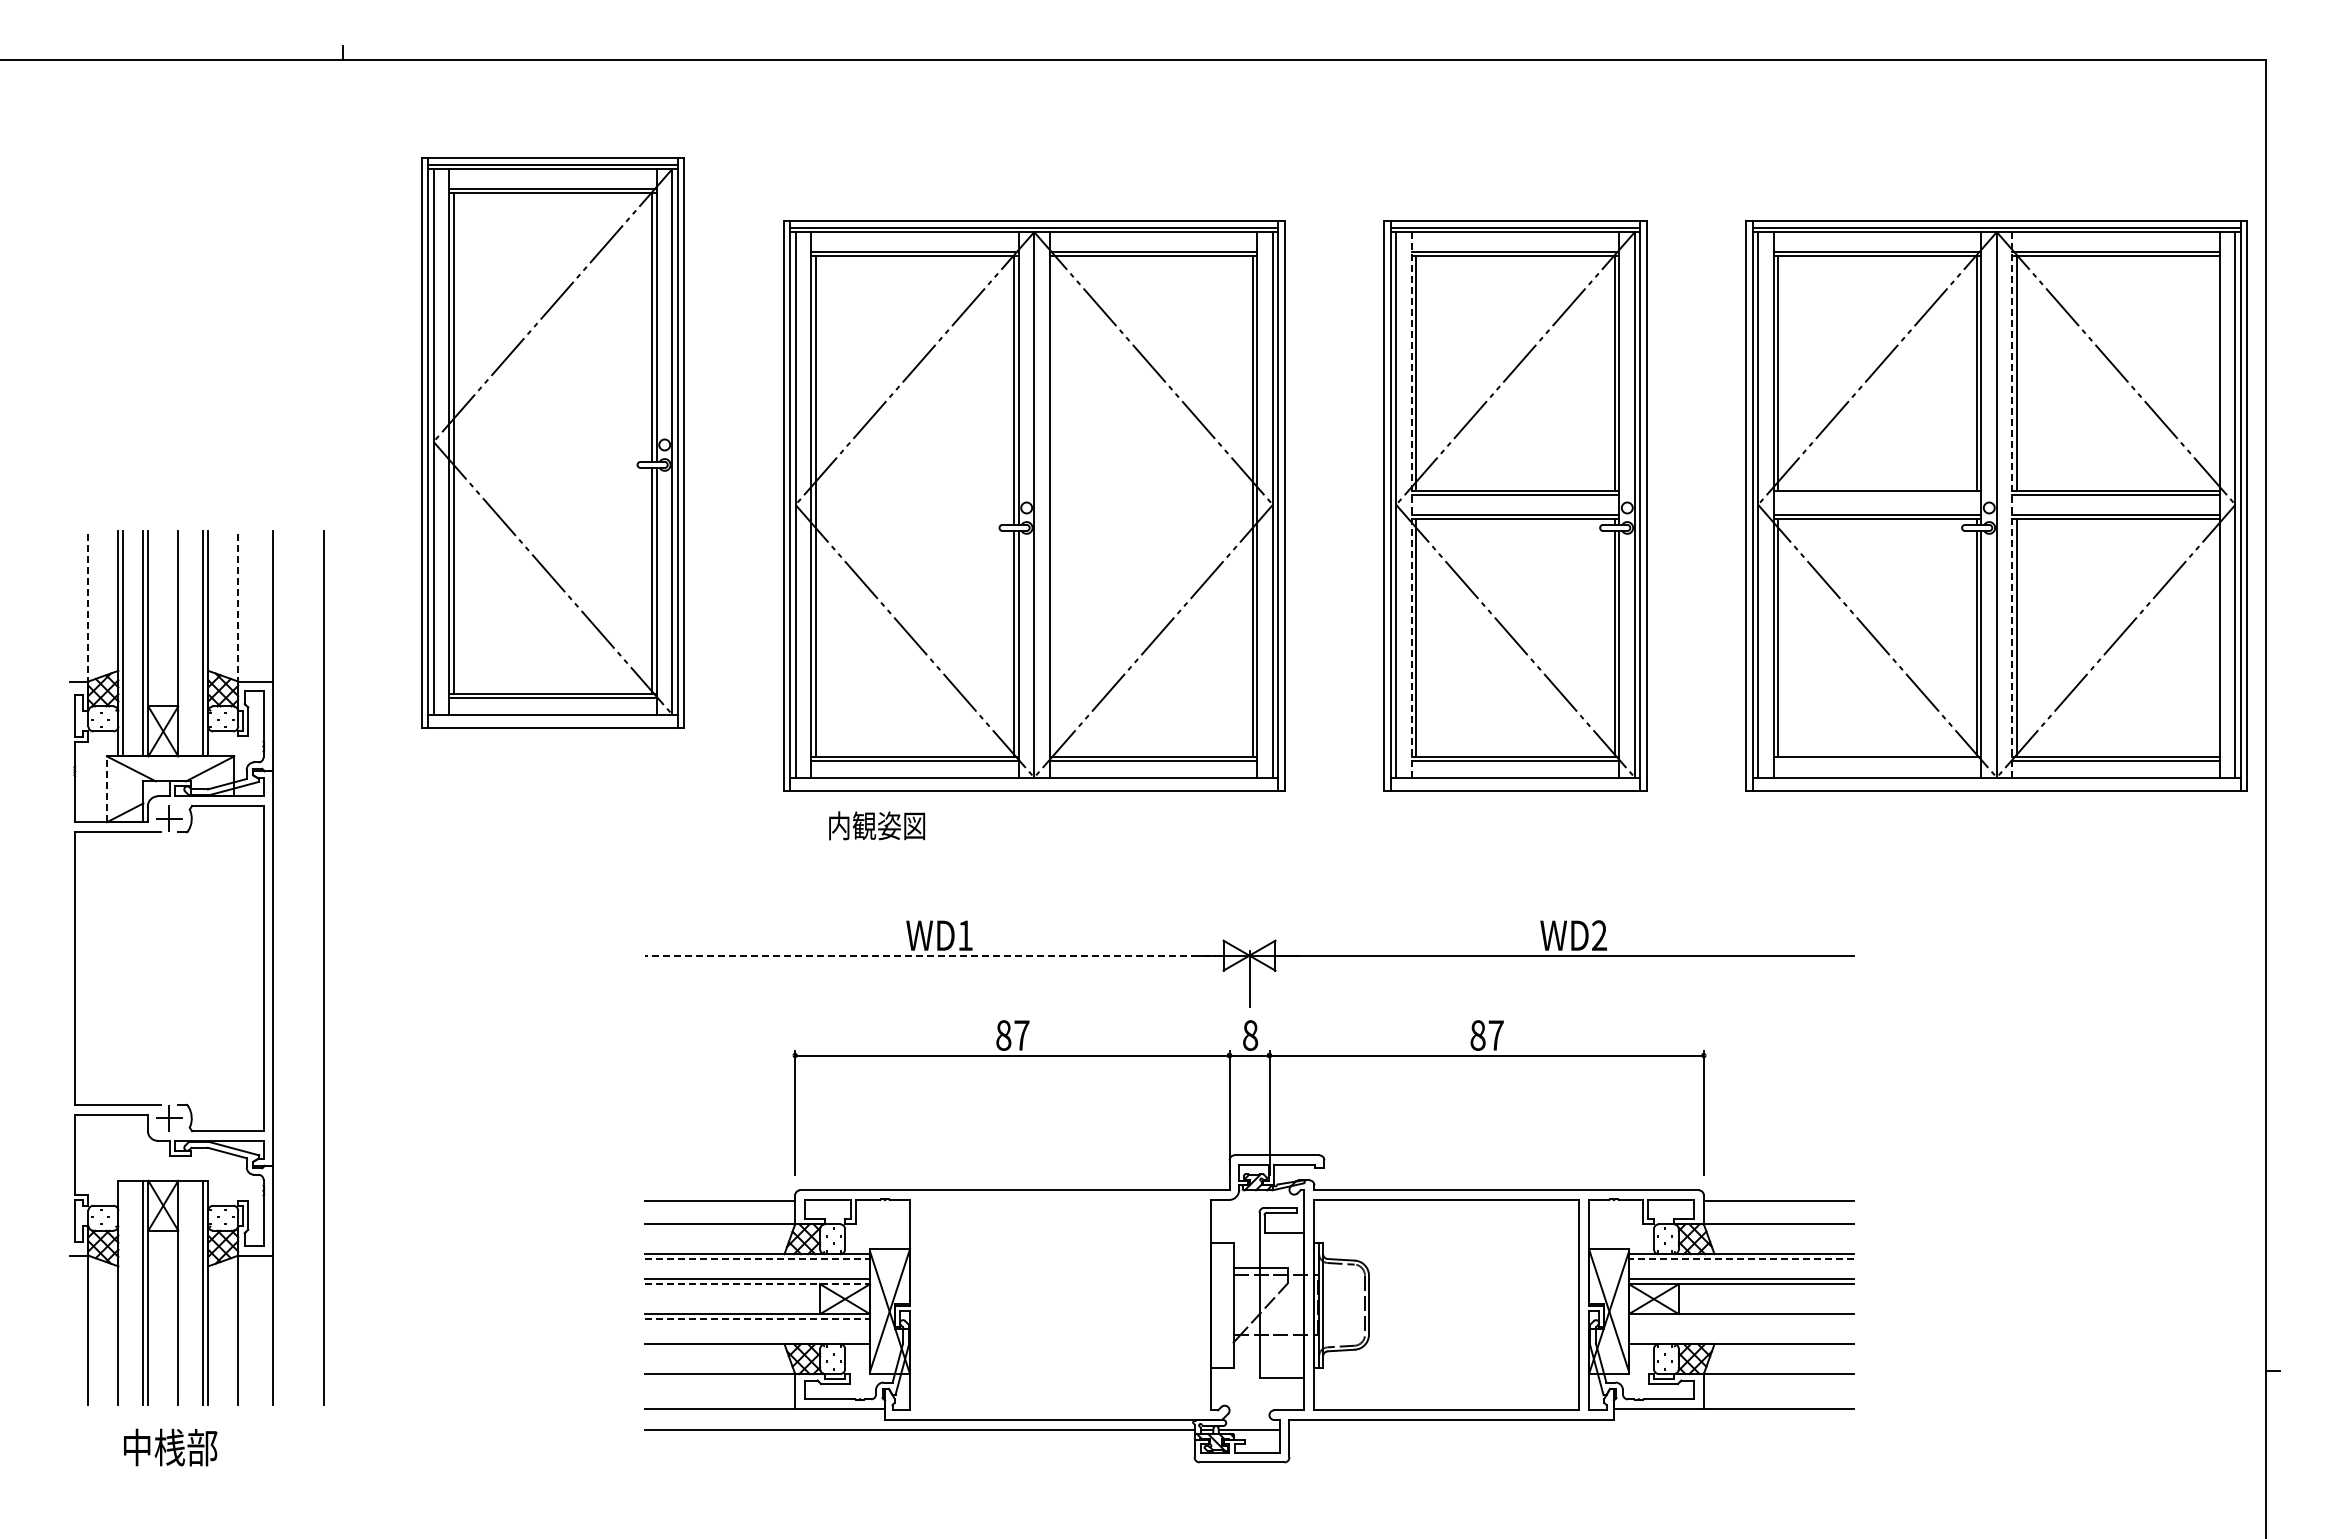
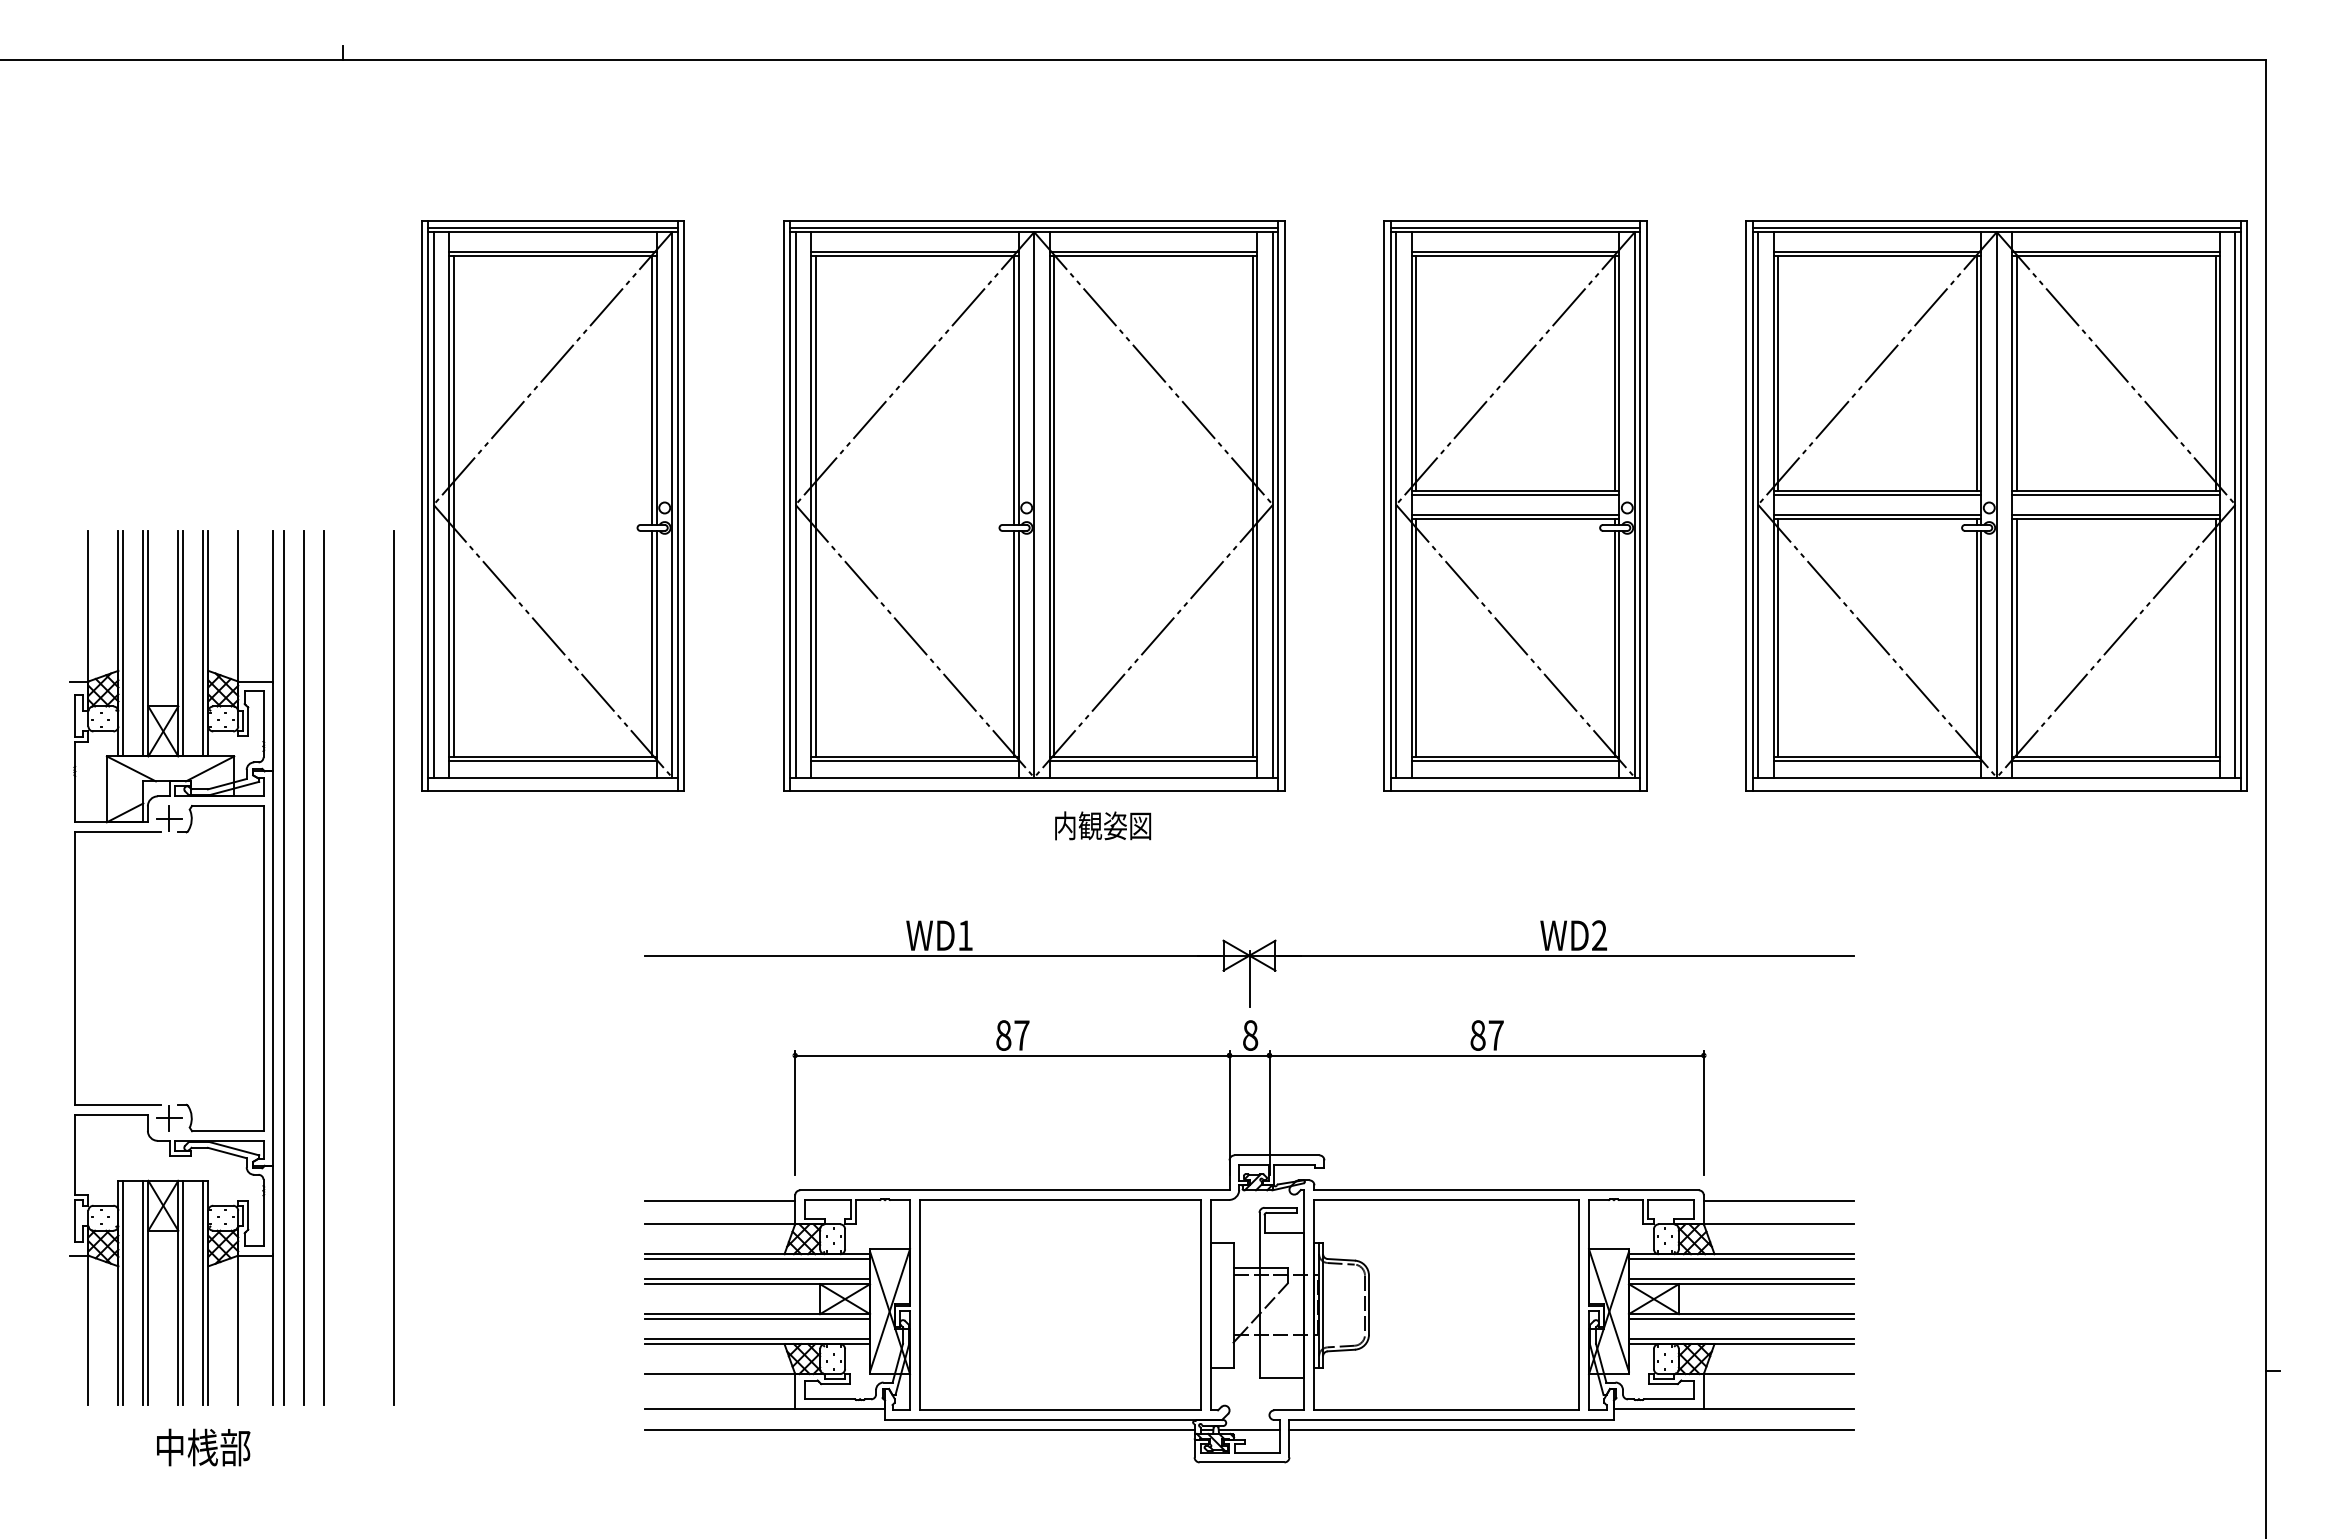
line: none -> present (2215, 373)
part position: (552, 442) -> (552, 505) (552, 505)
line: none -> present (1877, 495)
line: dashed -> solid (1411, 504)
line: dashed -> solid (2012, 504)
line: none -> present (1054, 506)
line: dashed -> solid (88, 607)
line: dashed -> solid (238, 607)
line: none -> present (2215, 637)
line: none -> present (183, 643)
line: none -> present (1877, 761)
line: dashed -> solid (106, 789)
text position: (877, 825) -> (1103, 825) (1103, 825)
line: dashed -> solid (932, 955)
line: none -> present (304, 967)
line: none -> present (394, 967)
line: none -> present (284, 968)
line: dashed -> solid (758, 1259)
line: dashed -> solid (1740, 1259)
line: dashed -> solid (758, 1284)
line: none -> present (123, 1292)
line: none -> present (183, 1292)
part: none -> present (1060, 1304)
line: dashed -> solid (758, 1319)
line: none -> present (1740, 1319)
line: none -> present (757, 1339)
line: none -> present (1740, 1339)
line: none -> present (1571, 1429)
text position: (170, 1447) -> (203, 1447) (203, 1447)
